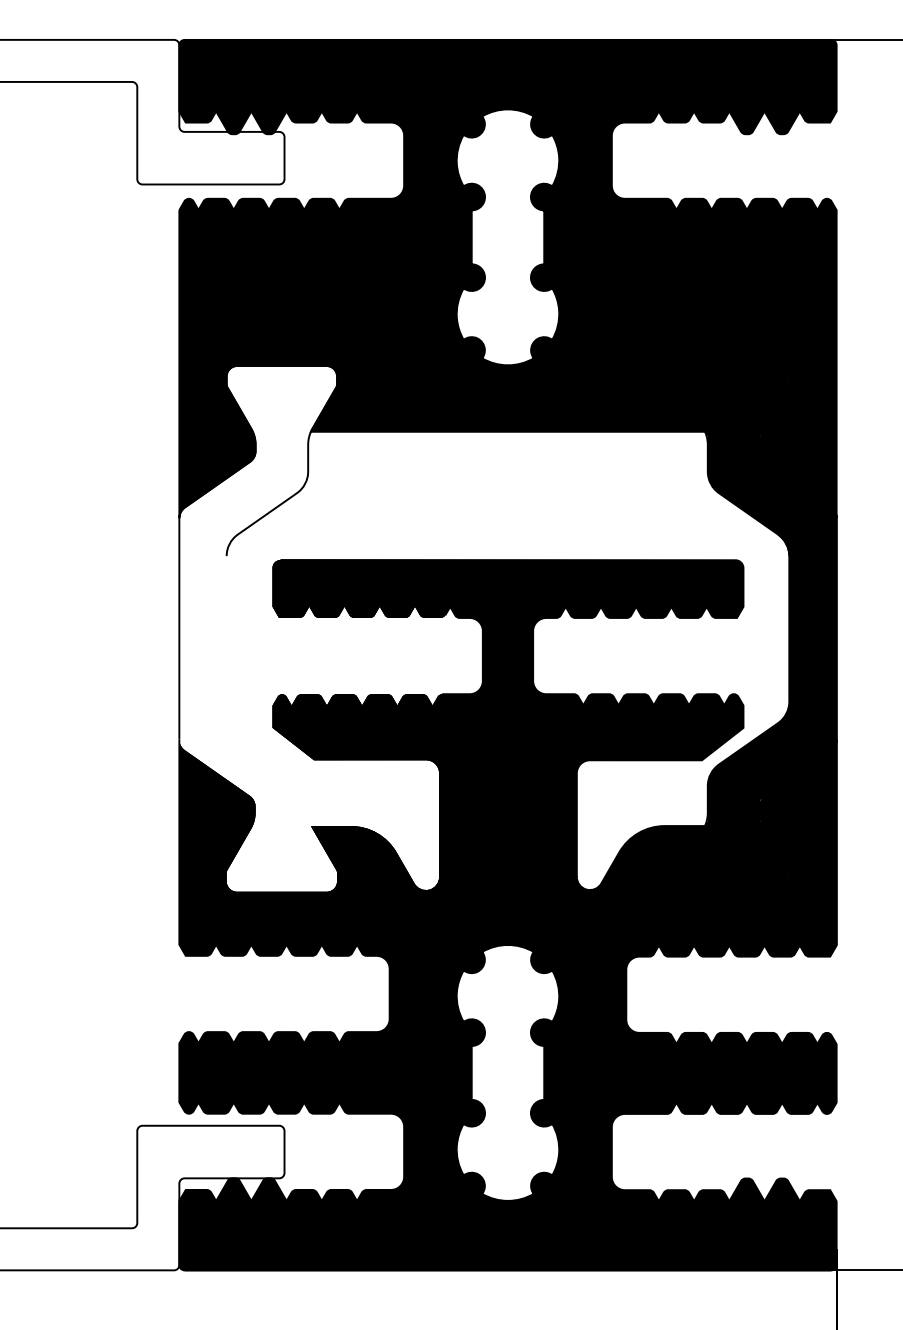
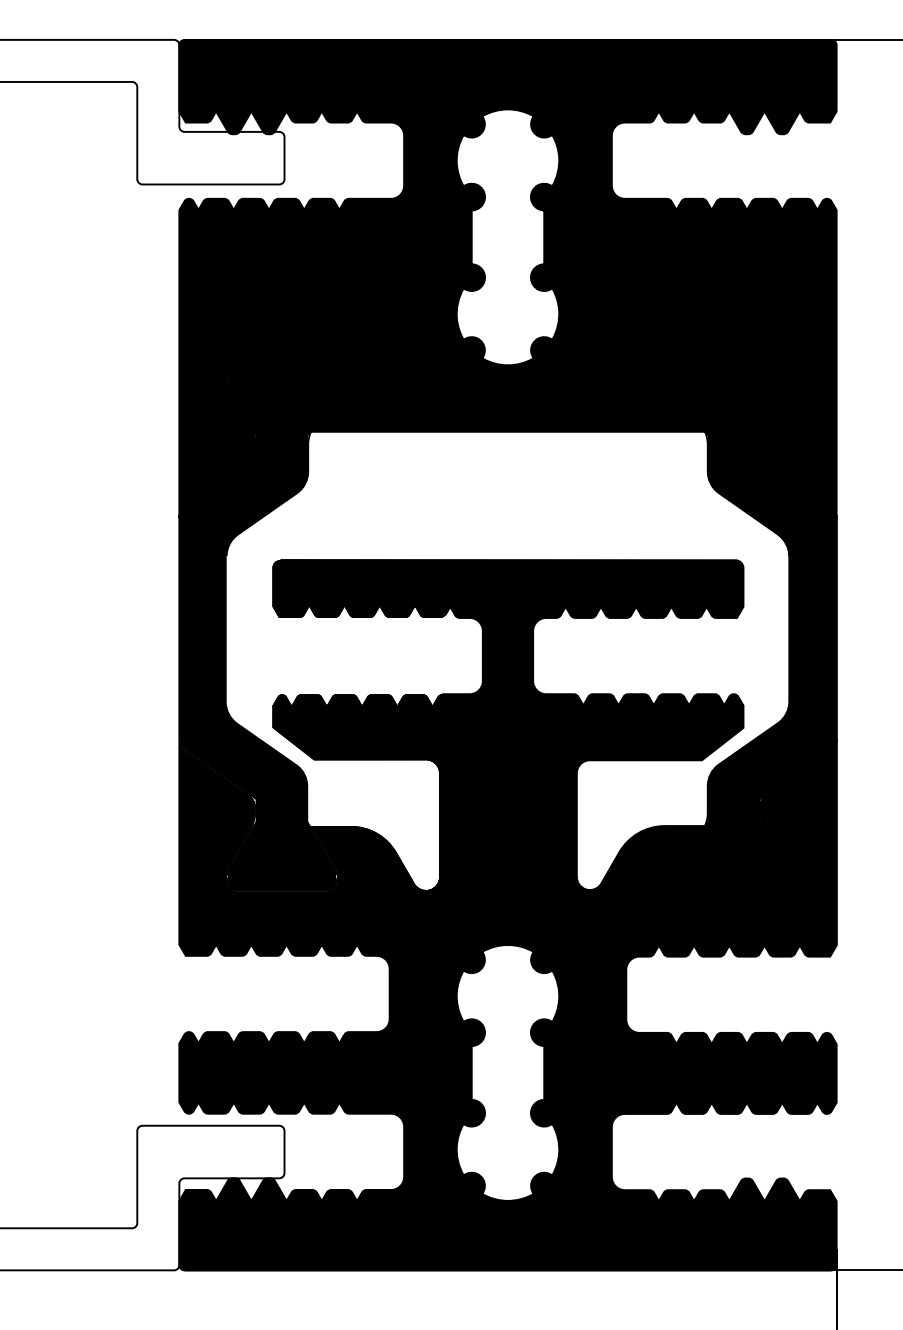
fill: none -> present (258, 628)
